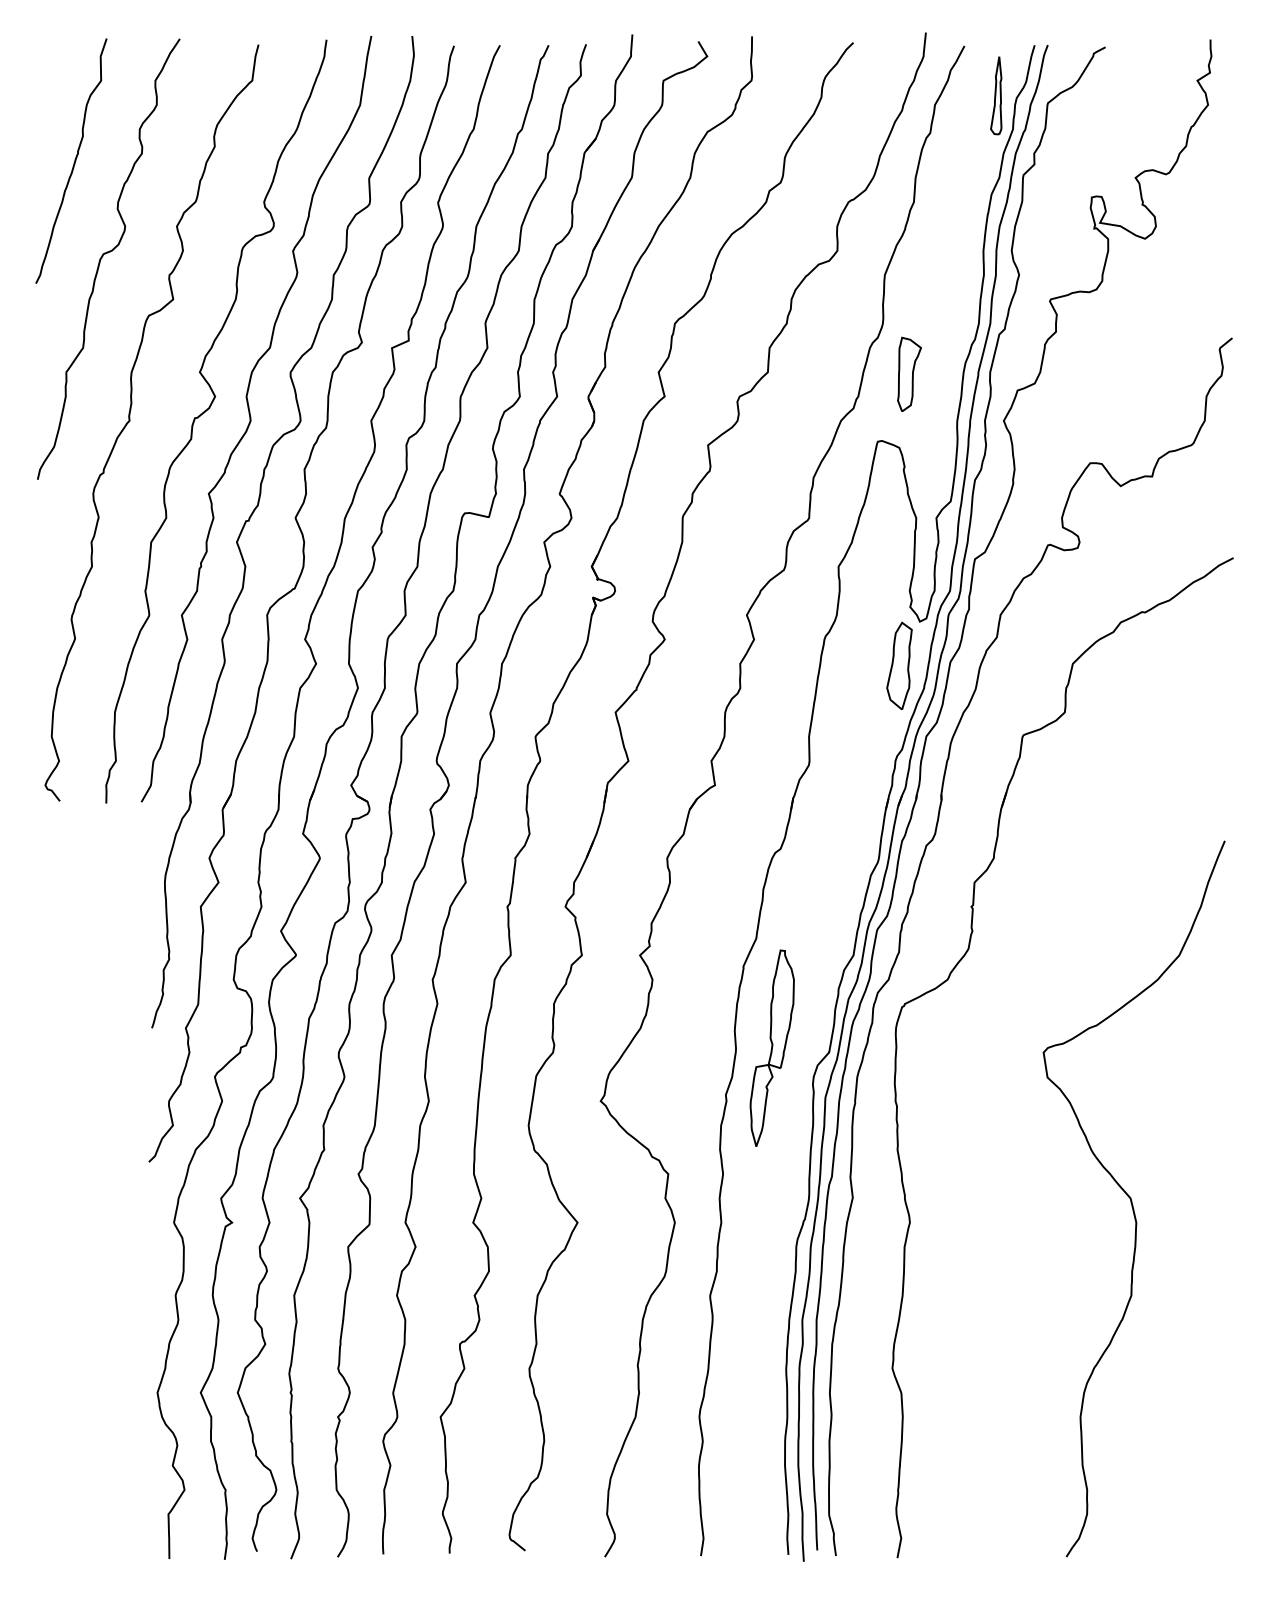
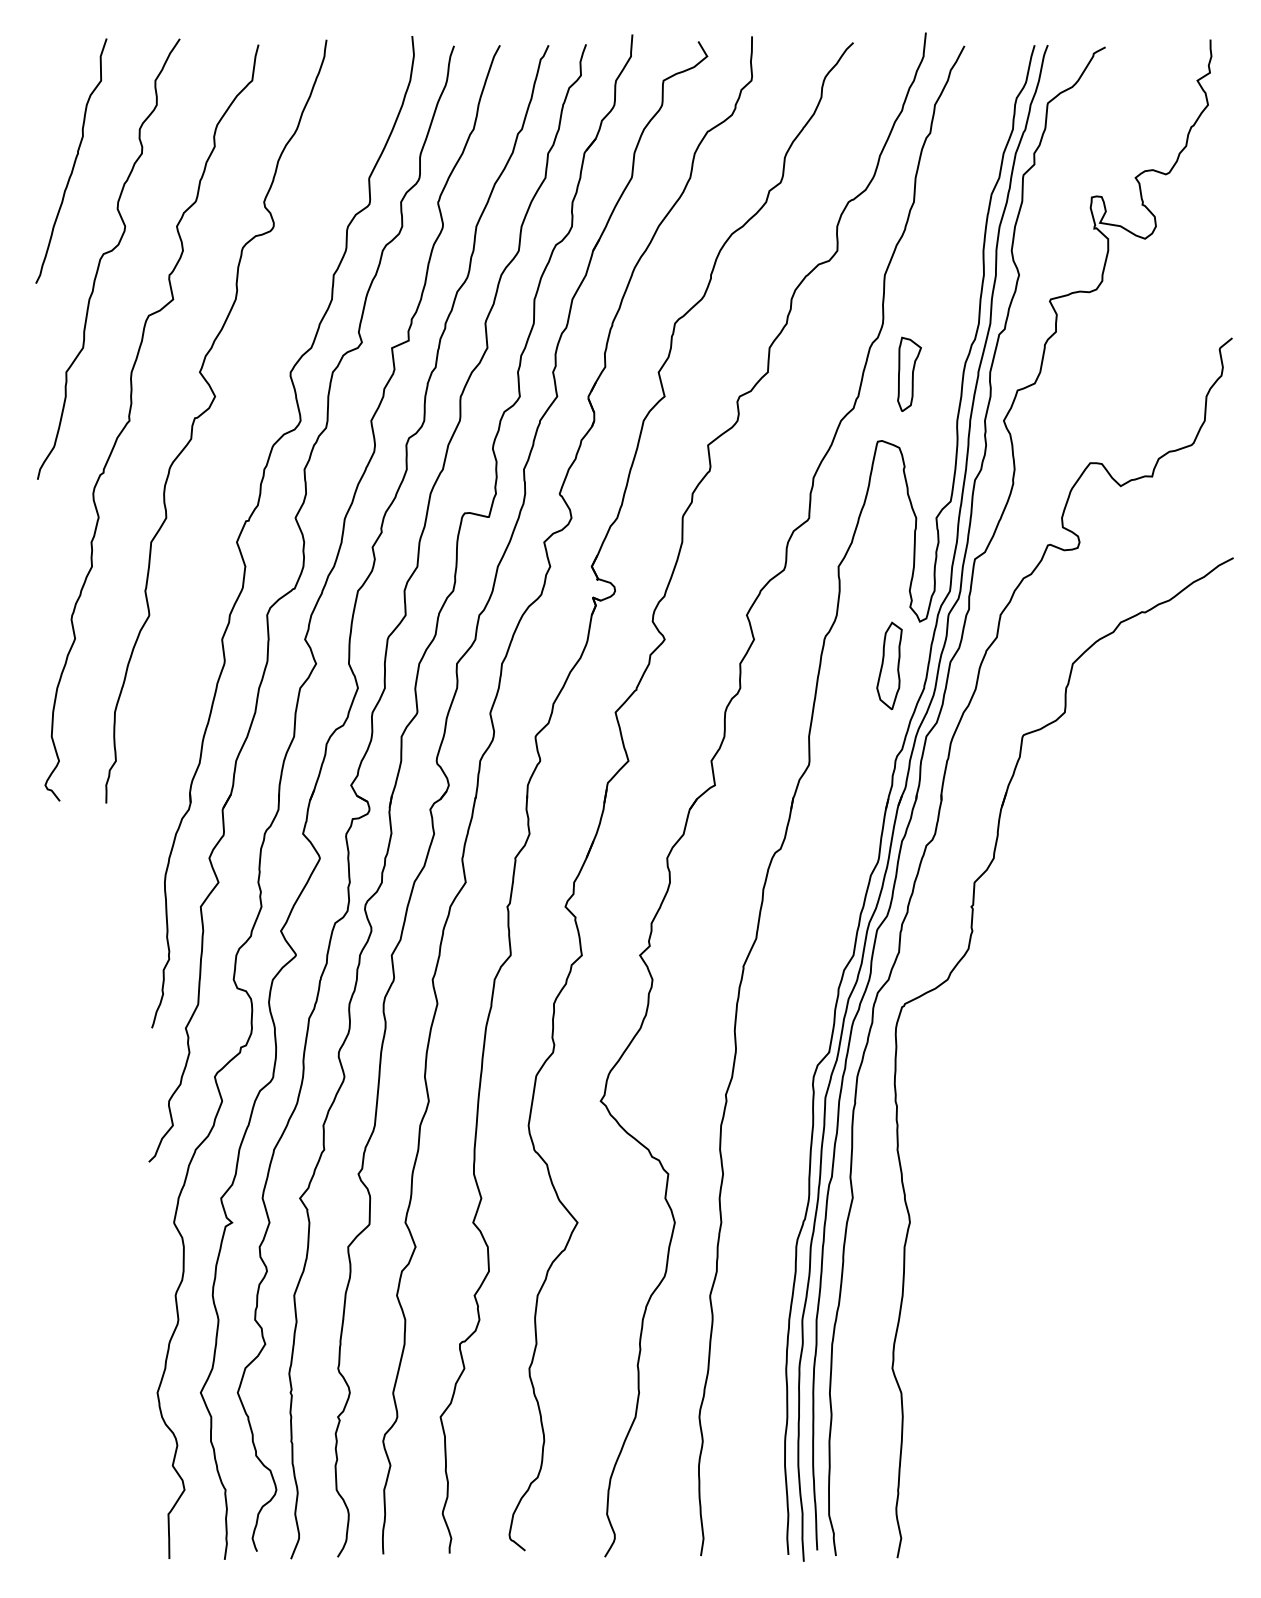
part: present -> none (996, 95)
curve: present -> none (251, 419)
part position: (899, 665) -> (889, 665) (889, 665)
part: present -> none (771, 1047)
curve: present -> none (1131, 1198)
